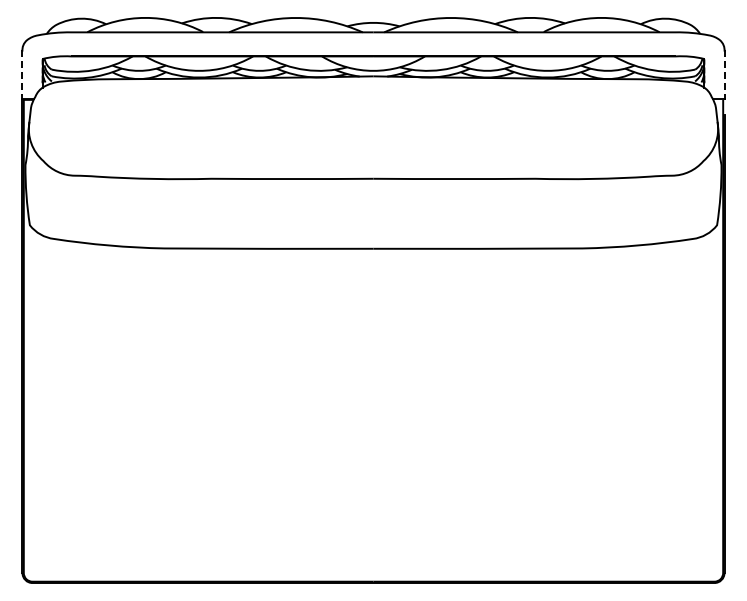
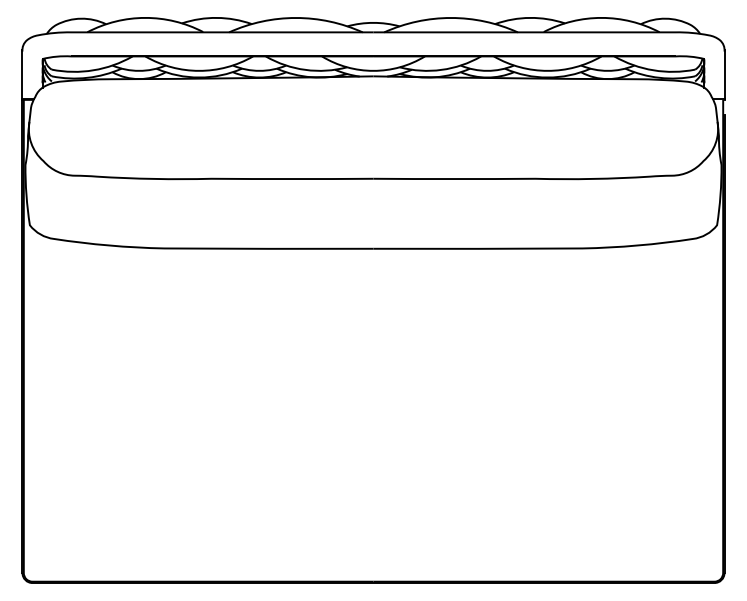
line: dashed -> solid (22, 74)
line: dashed -> solid (724, 74)
